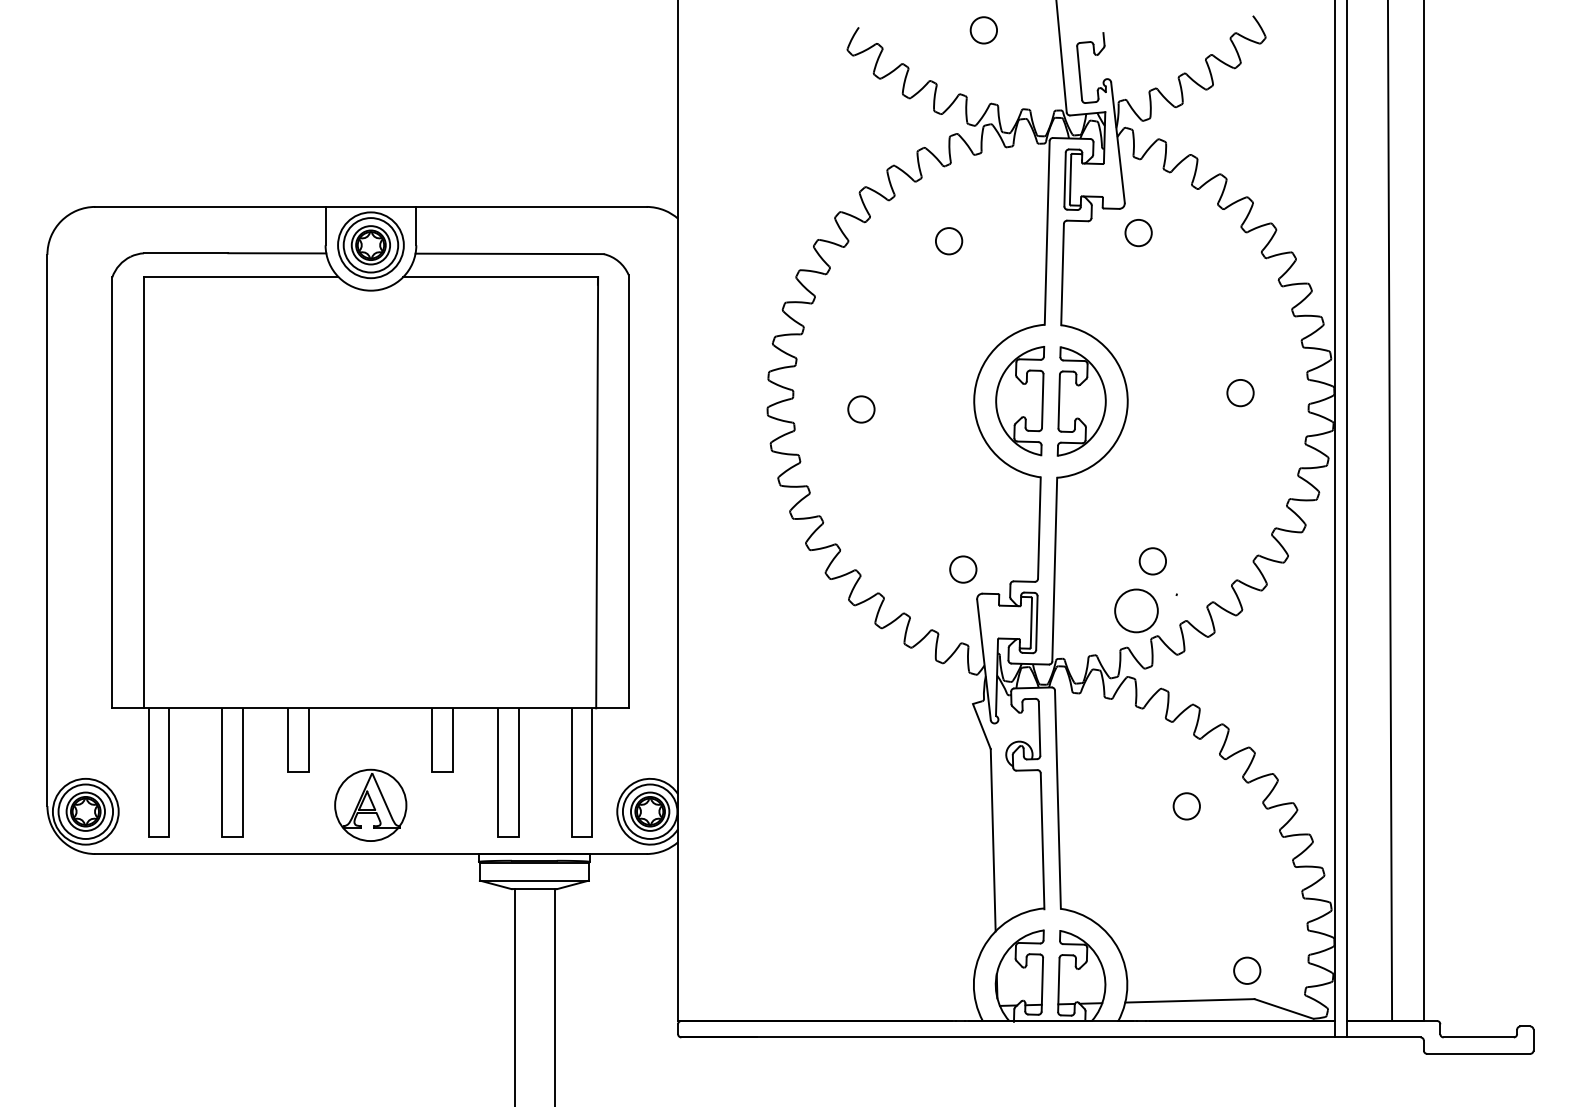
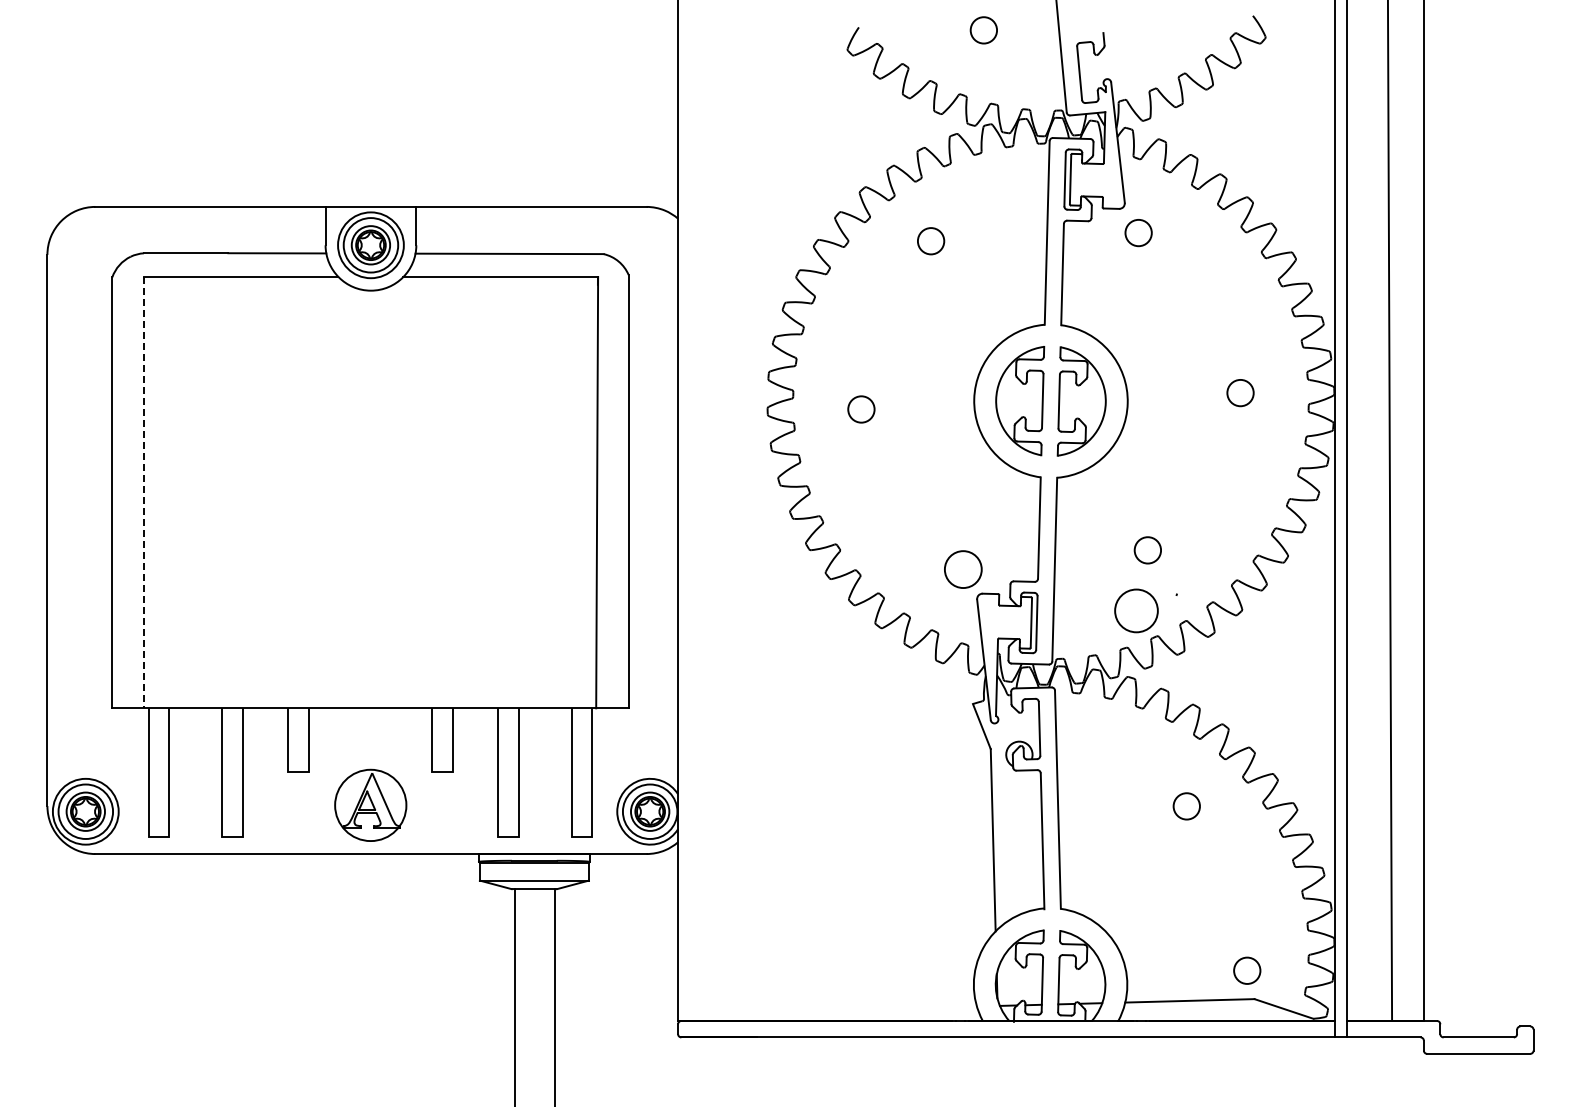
circle position: (949, 241) -> (931, 241) (931, 241)
line: solid -> dashed (143, 492)
circle position: (1152, 561) -> (1147, 550) (1147, 550)
circle diameter: 26 px -> 37 px (962, 569)
